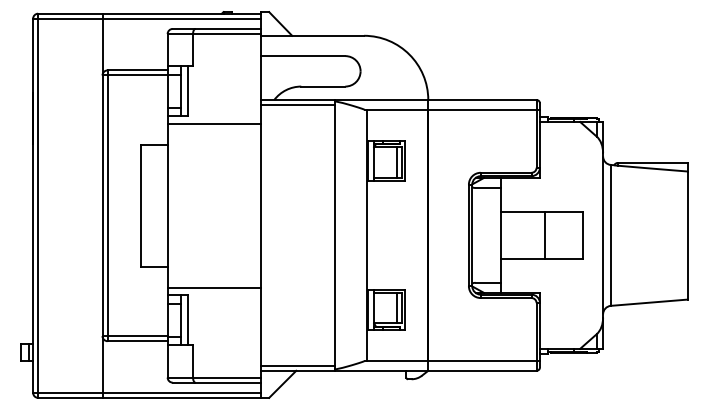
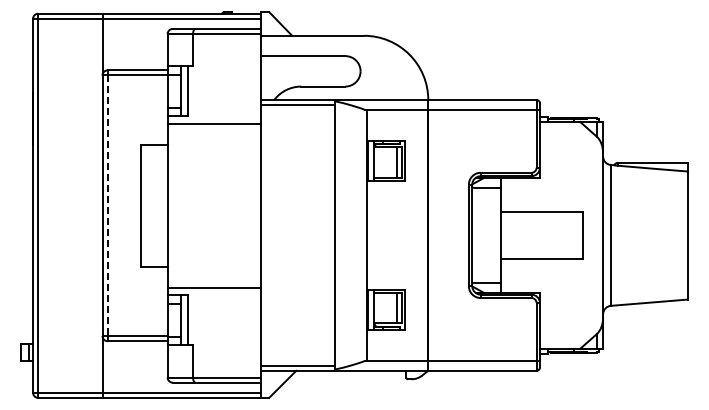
line: solid -> dashed (107, 206)
line: present -> none (545, 235)
